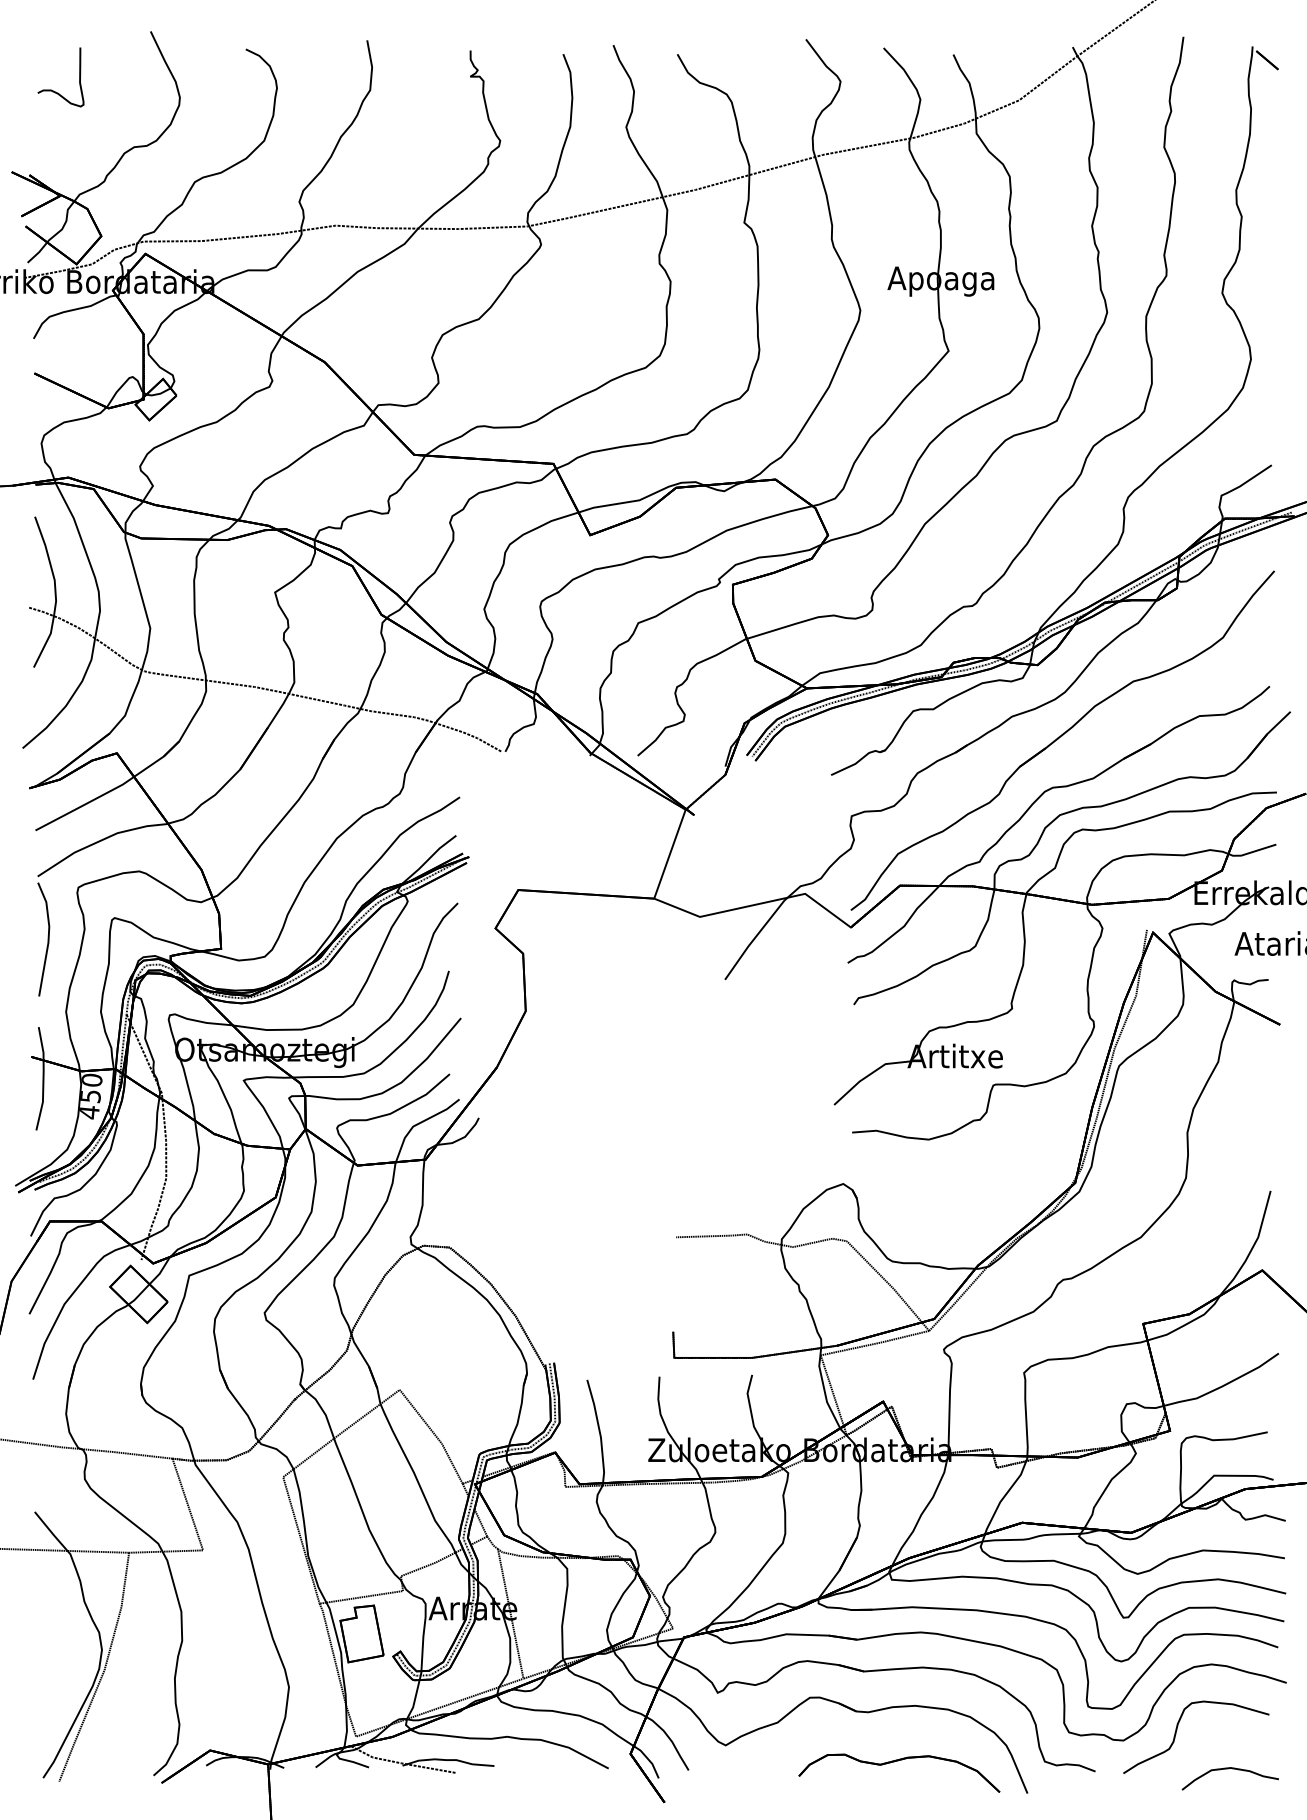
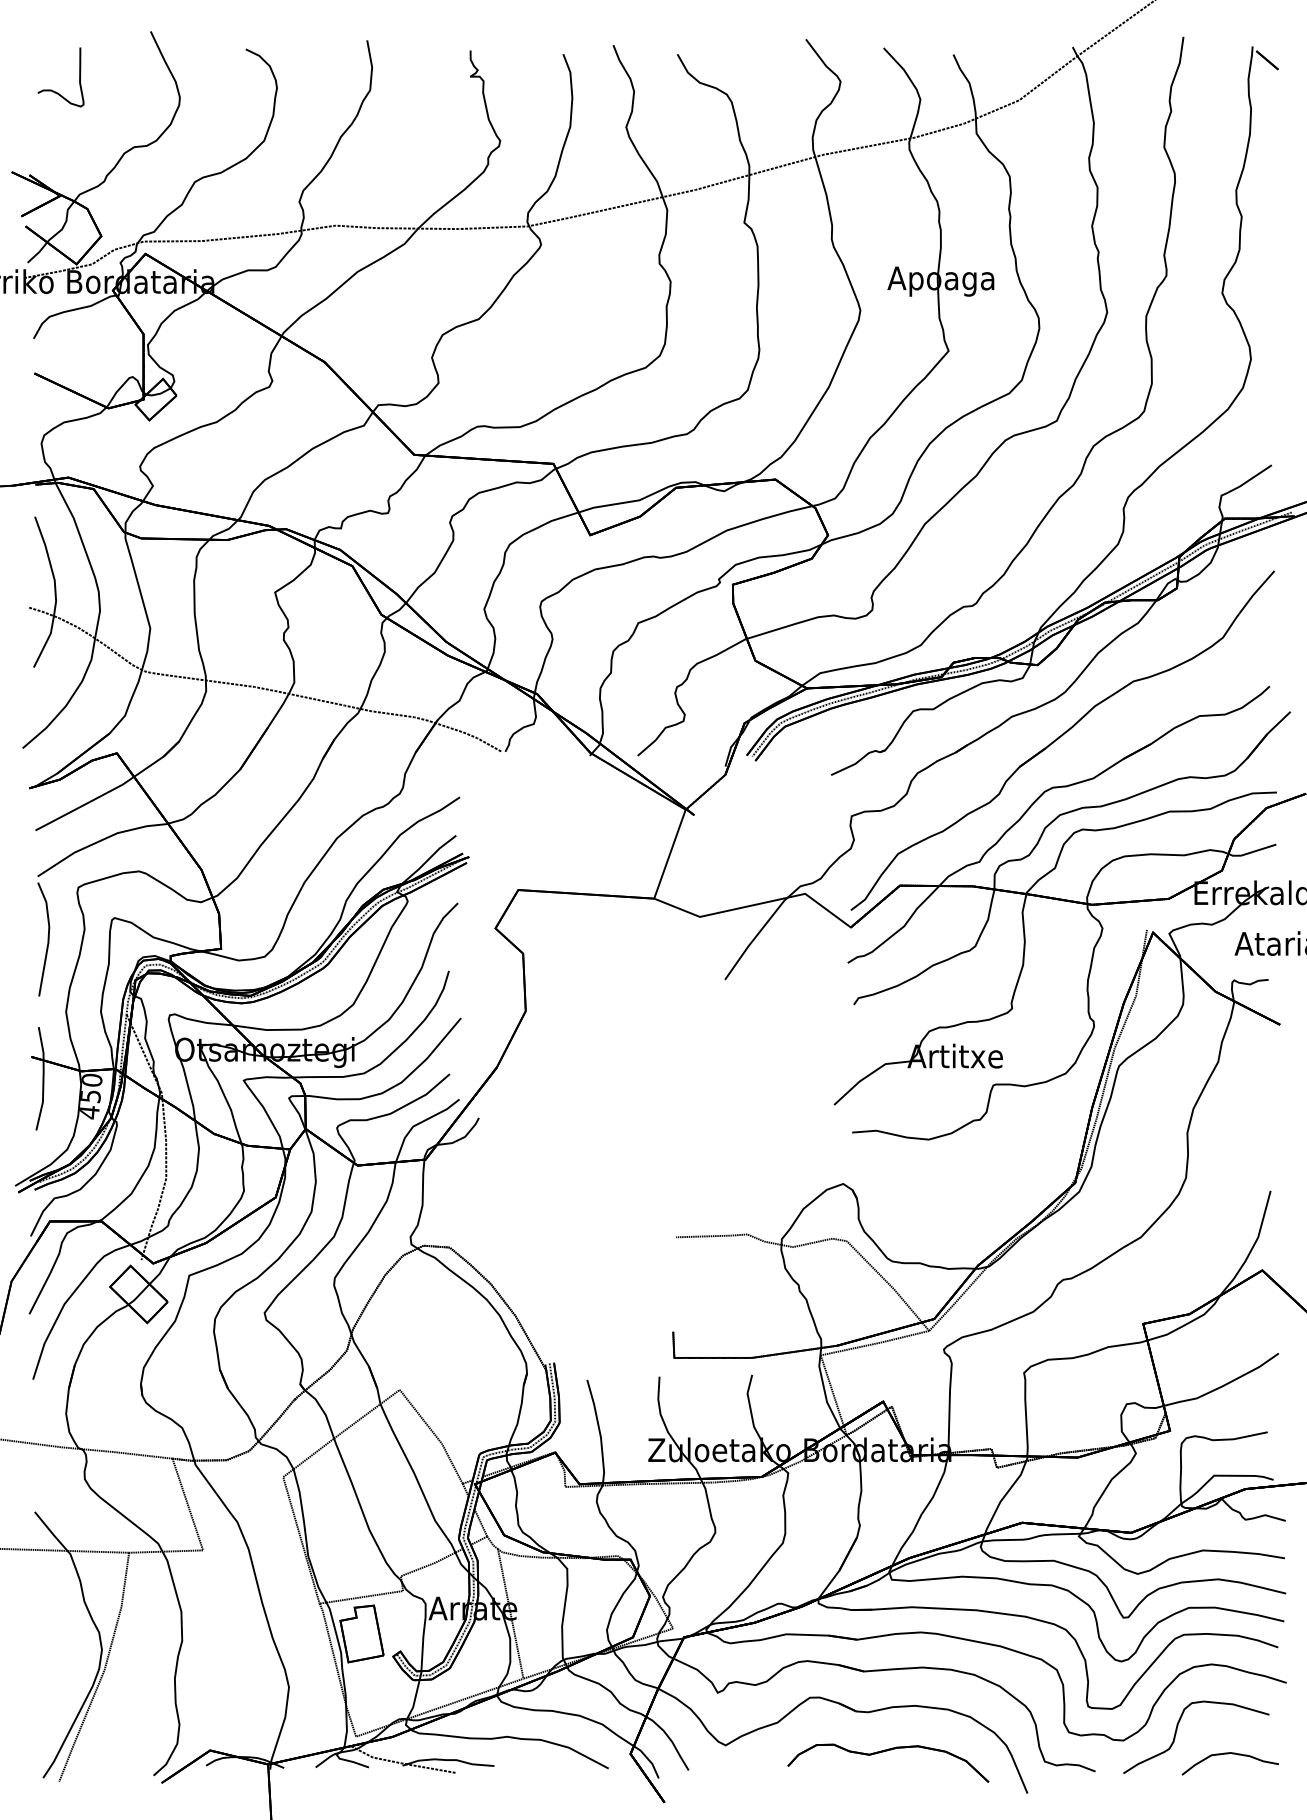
part position: (898, 1761) -> (887, 1751) (887, 1751)
curve position: (1228, 1769) -> (1228, 1754) (1228, 1754)
